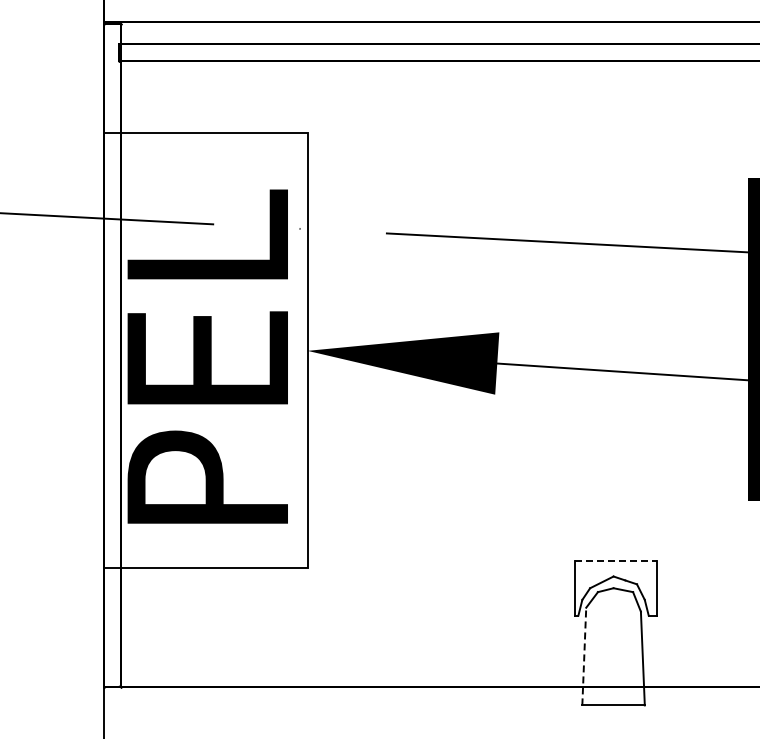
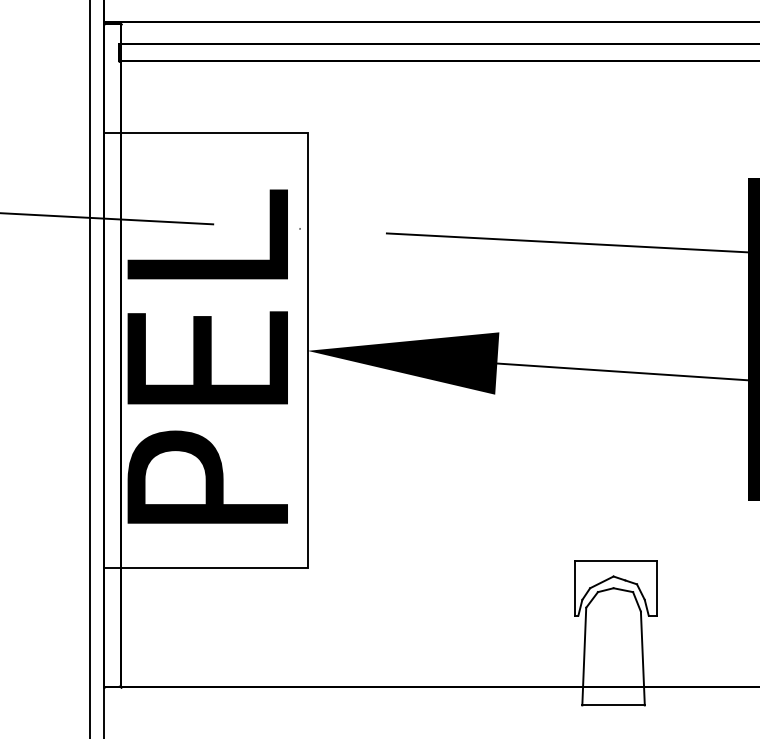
line: none -> present (90, 368)
line: dashed -> solid (616, 560)
line: dashed -> solid (584, 656)
